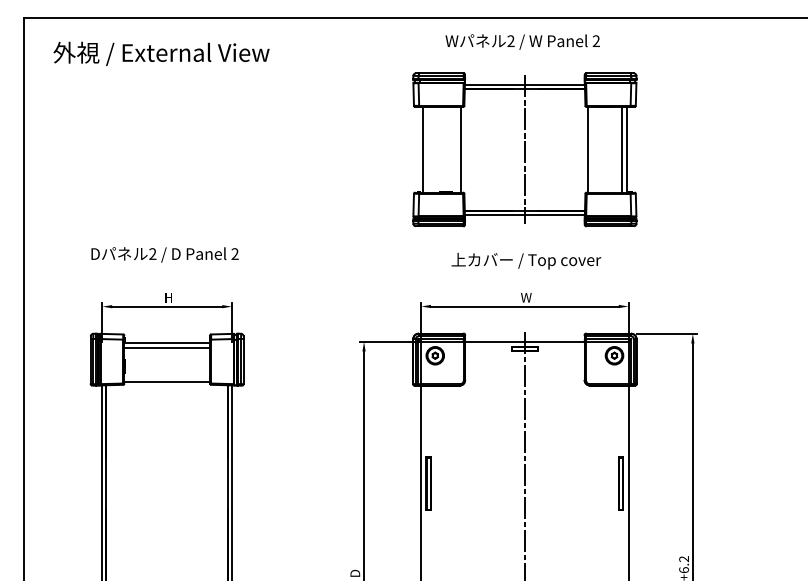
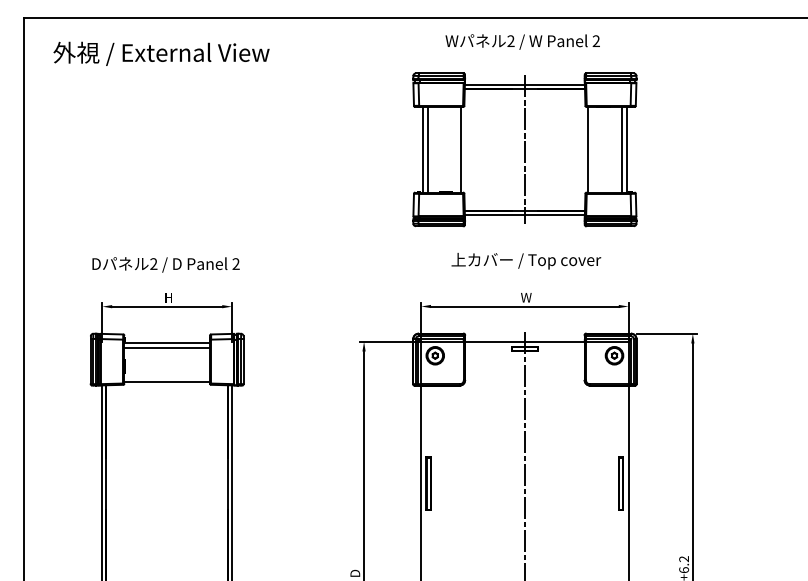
line: none -> present (427, 149)
text position: (164, 254) -> (165, 264) (165, 264)
